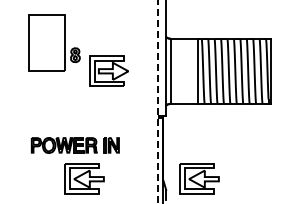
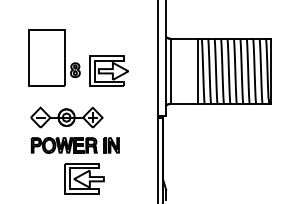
part position: (54, 42) -> (54, 57) (54, 57)
line: dashed -> solid (157, 101)
part: none -> present (66, 117)
part: present -> none (199, 178)
